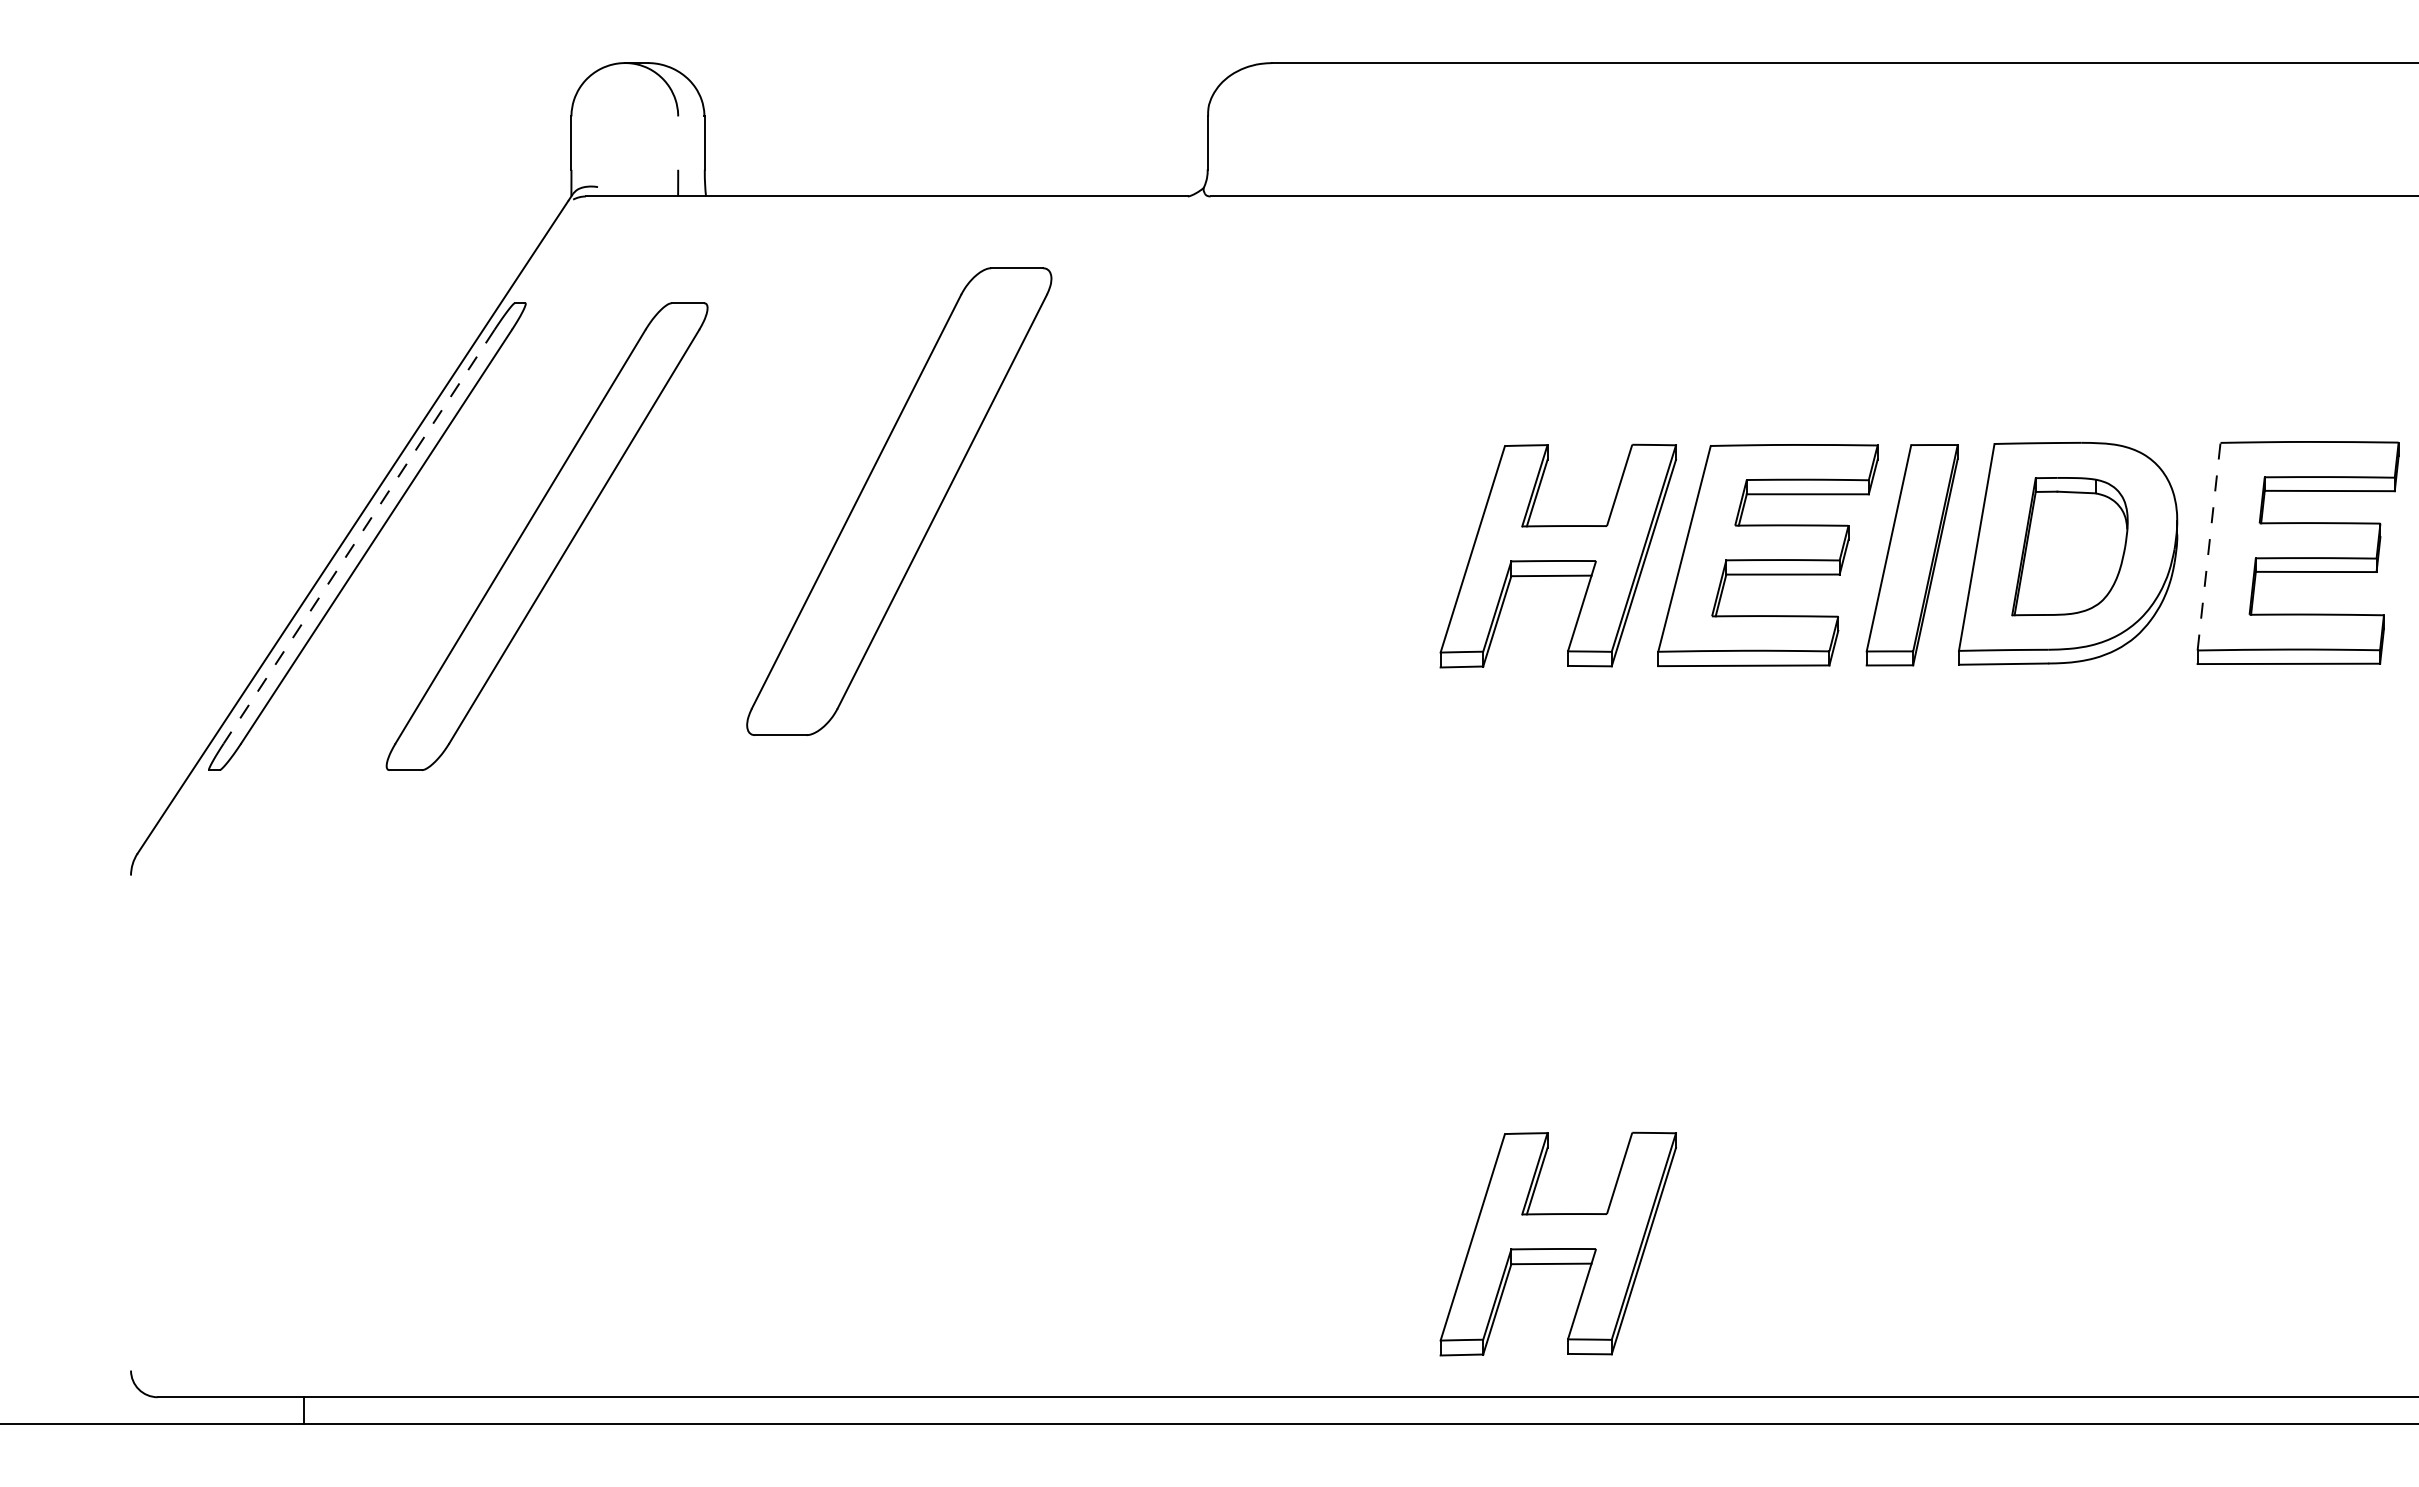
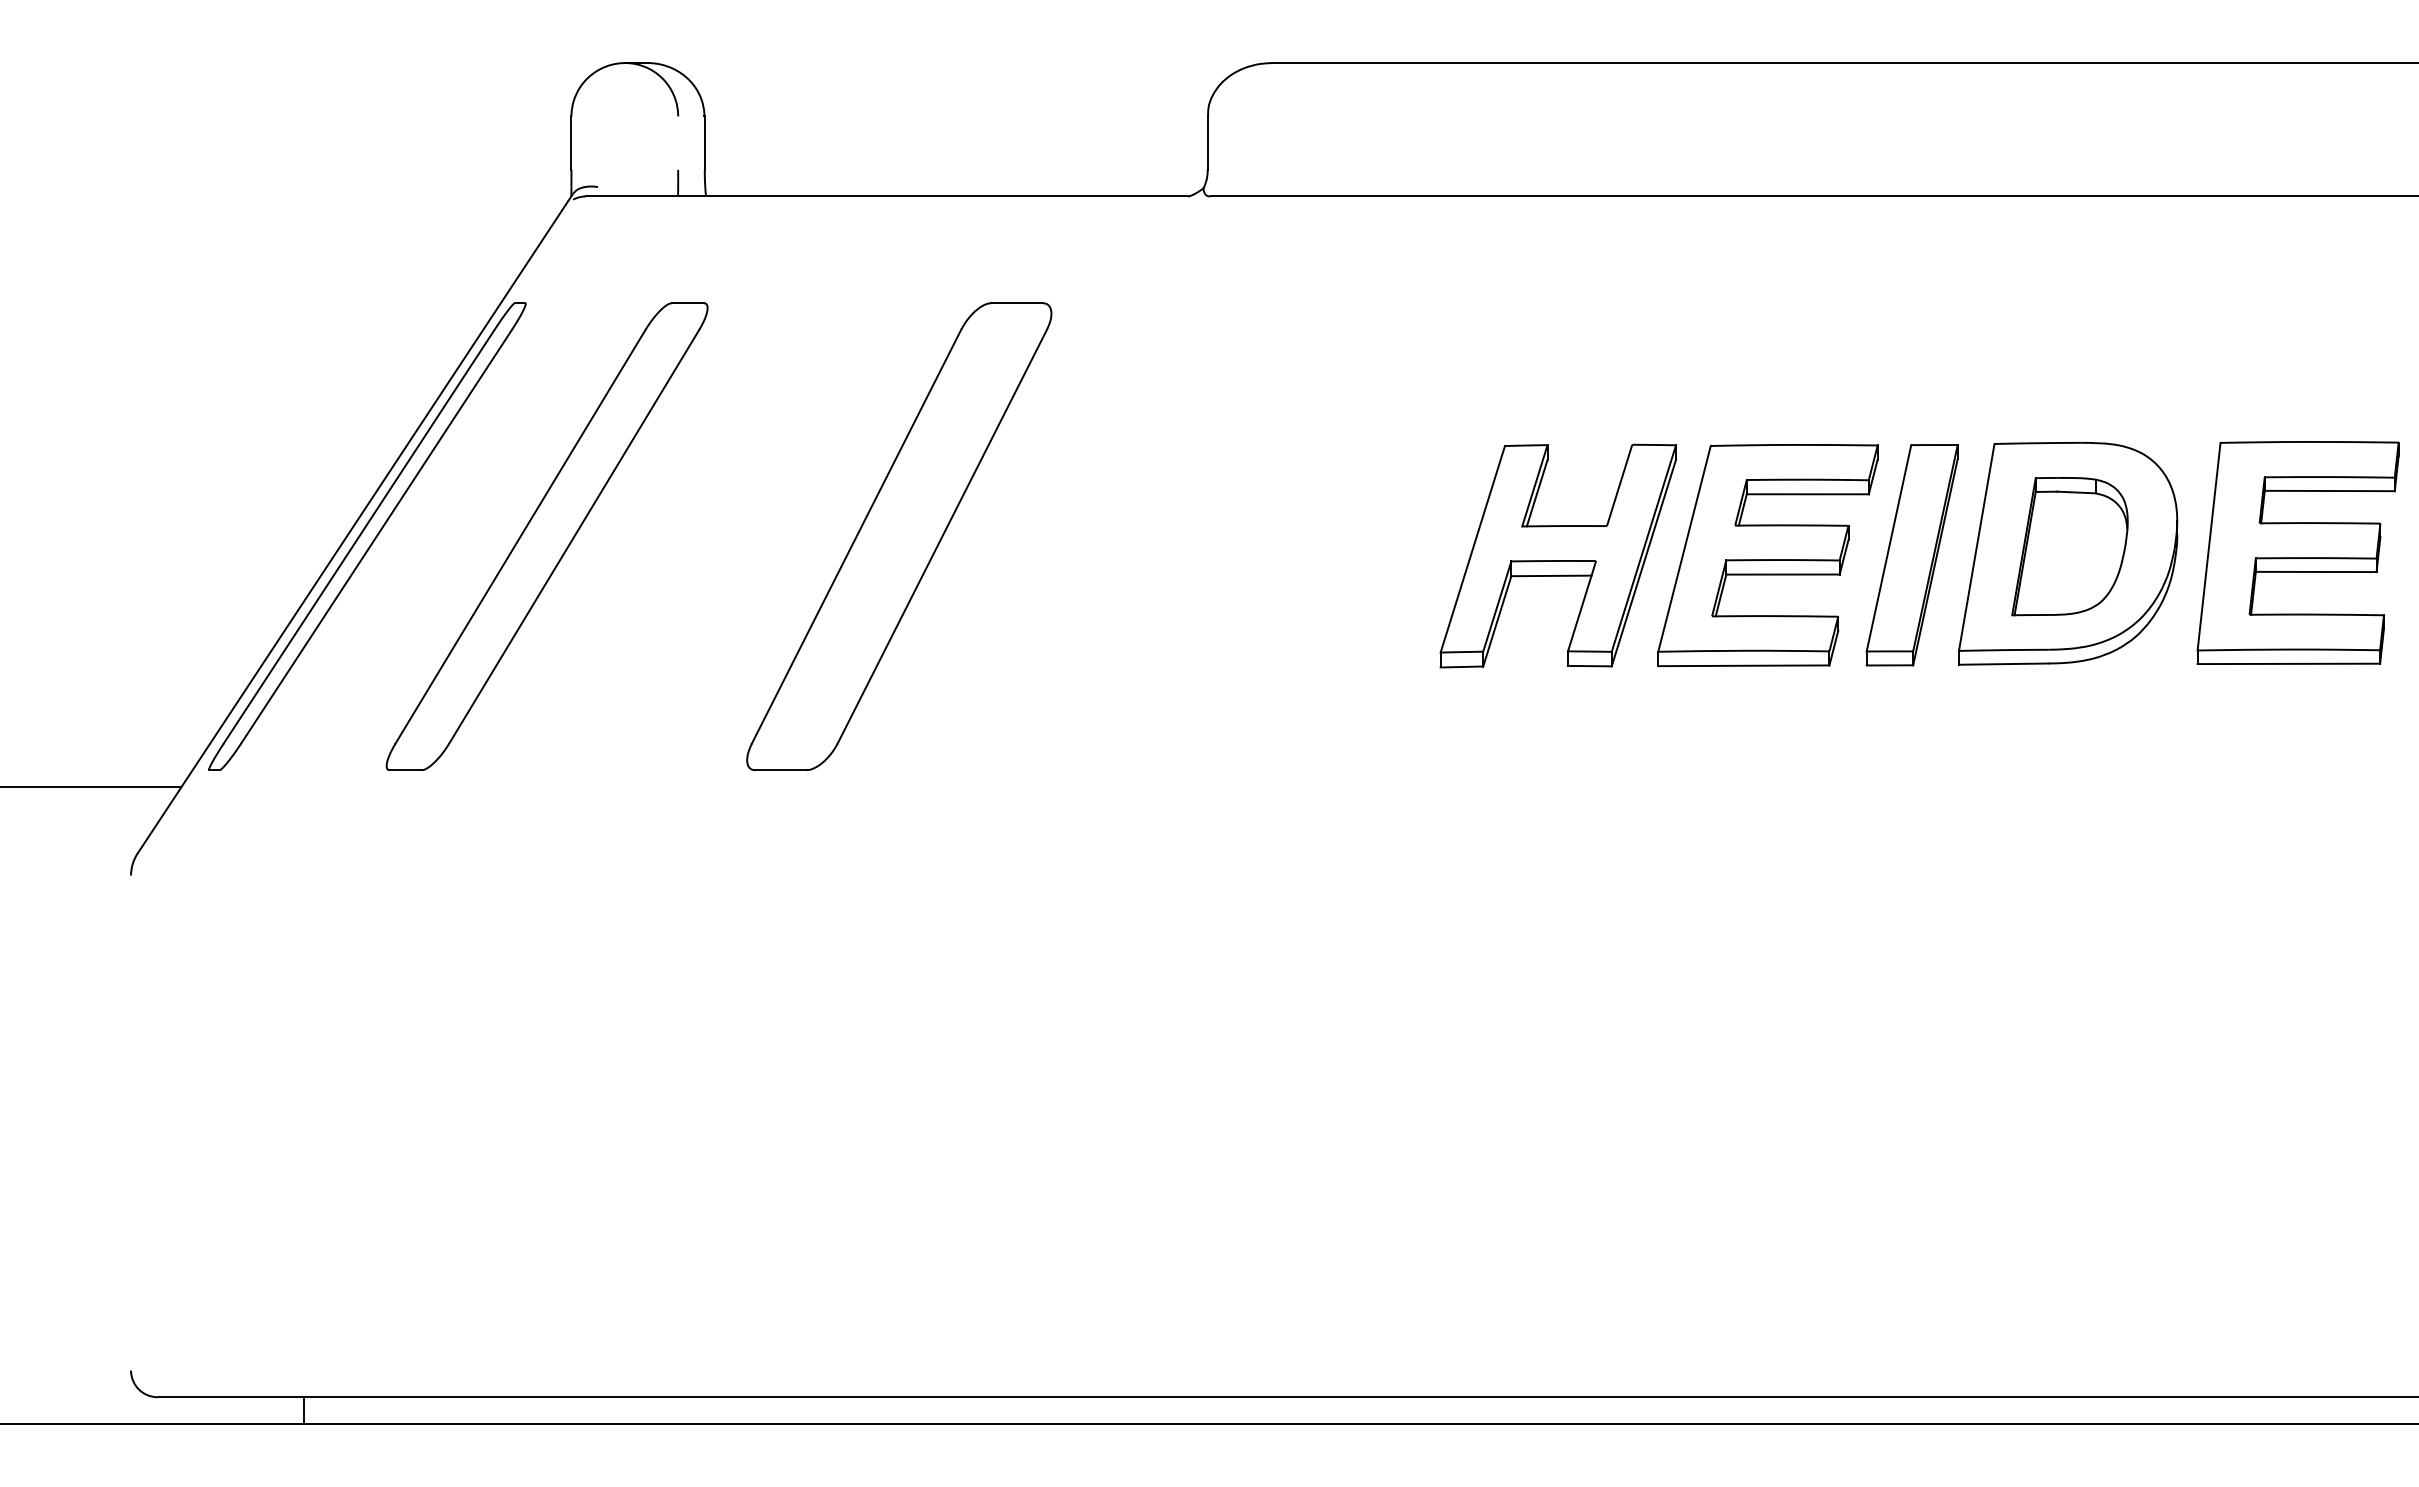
part position: (899, 501) -> (899, 536) (899, 536)
line: dashed -> solid (358, 537)
line: dashed -> solid (2209, 546)
line: none -> present (91, 787)
part: present -> none (1557, 1243)
